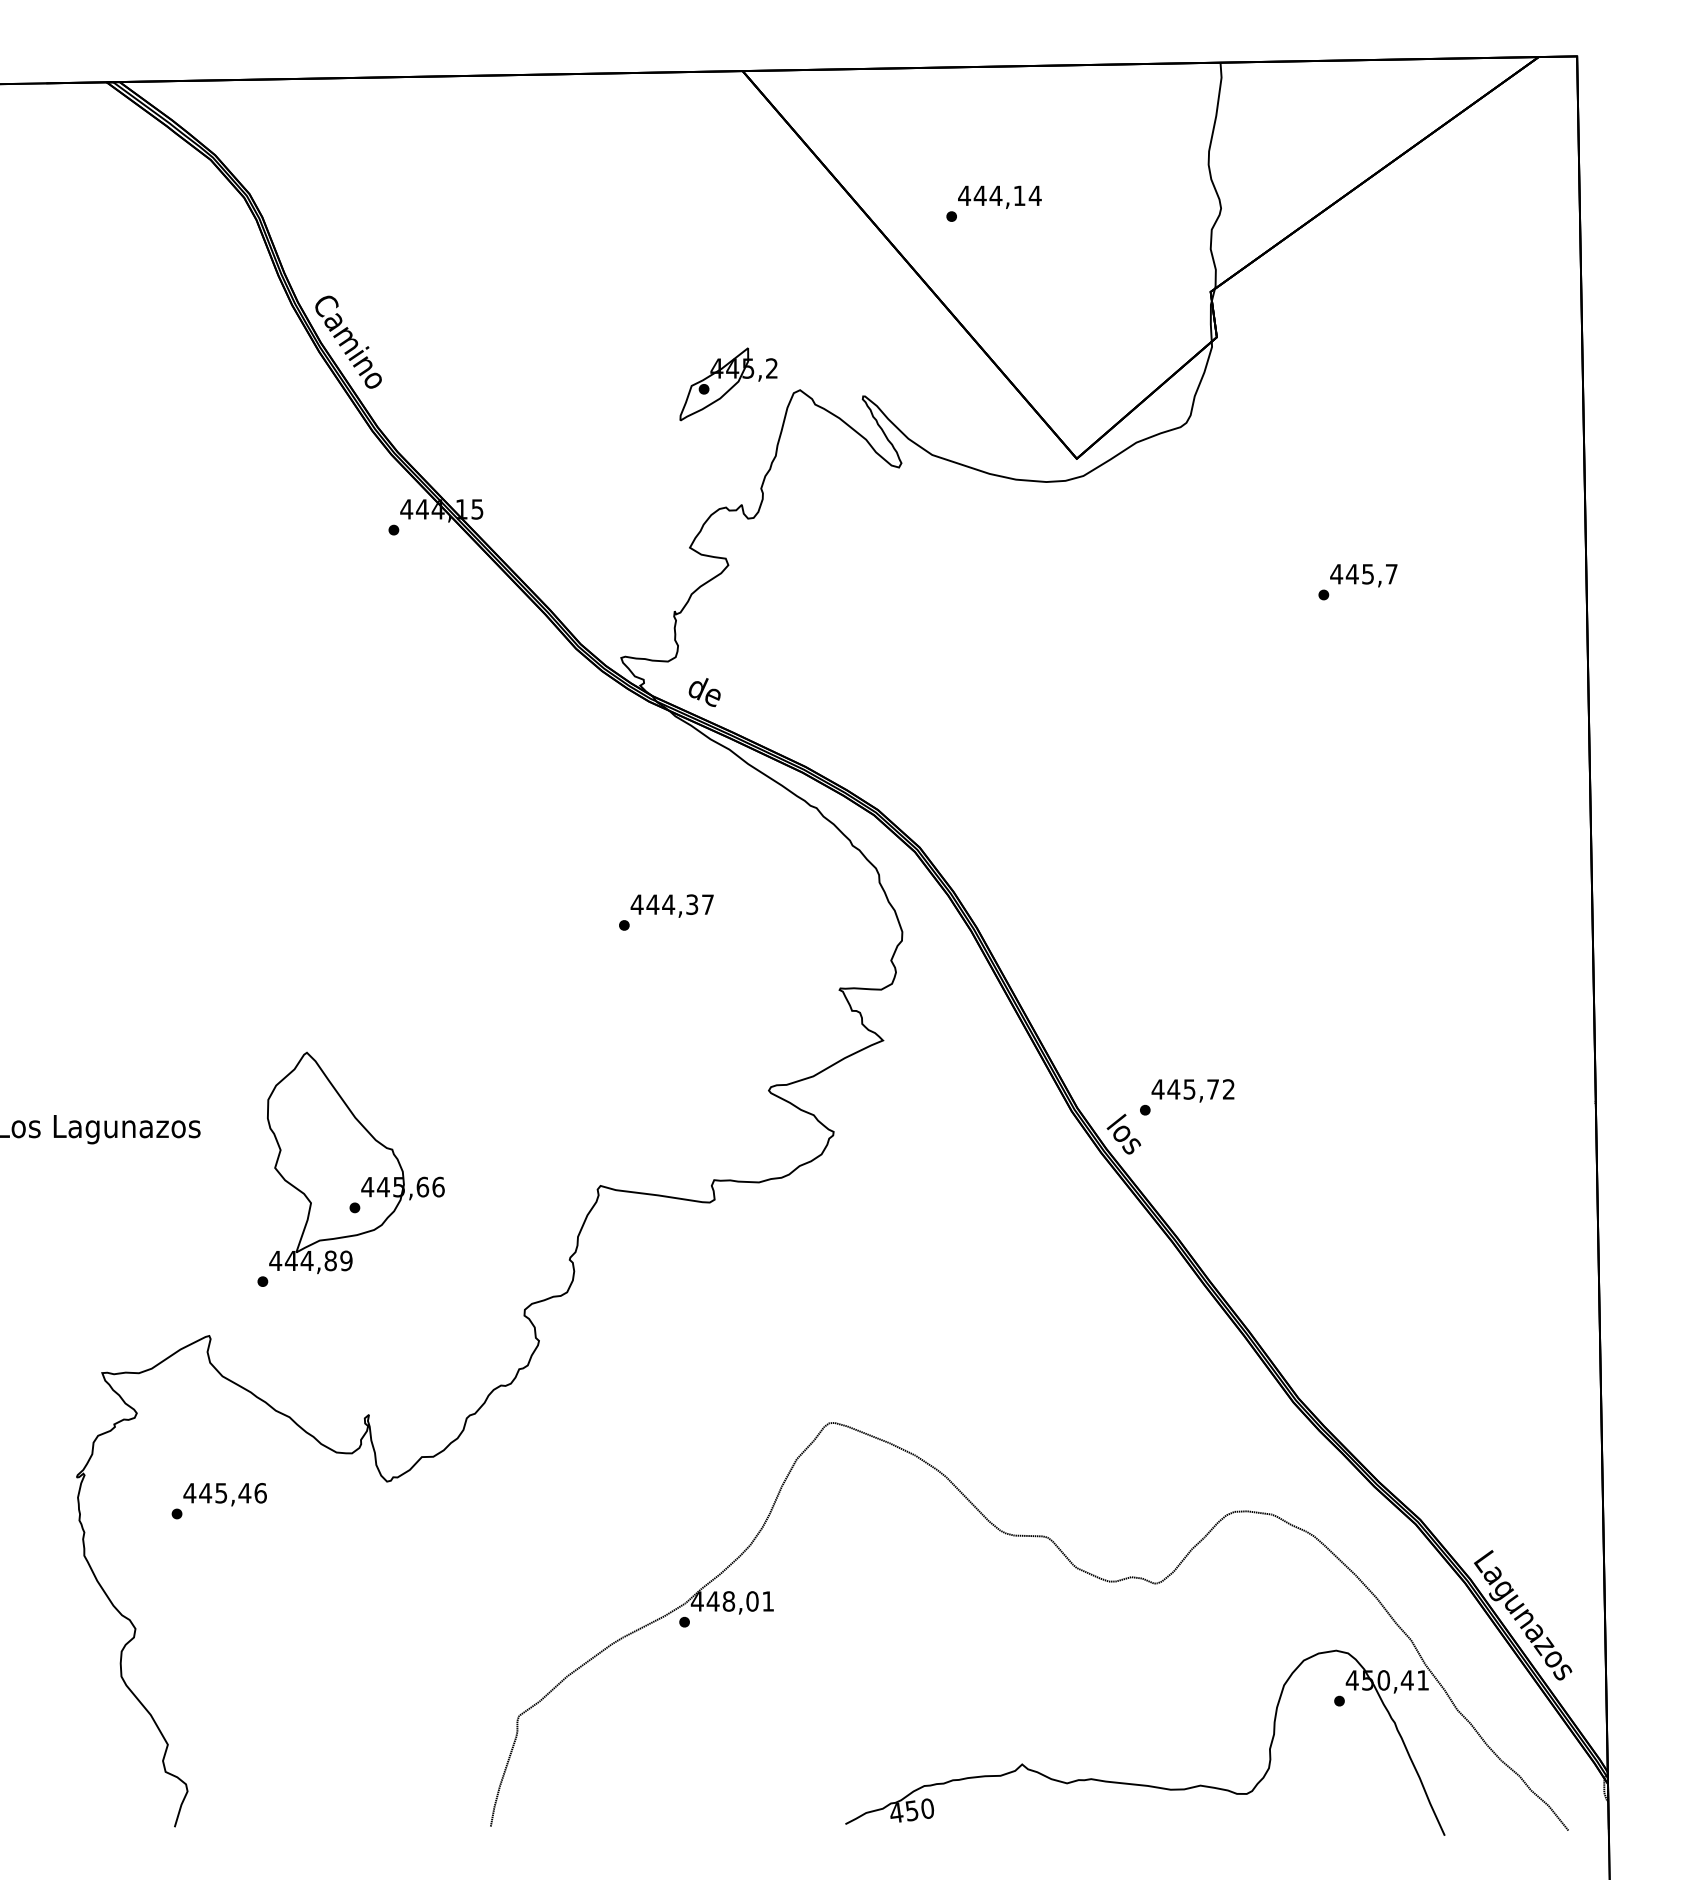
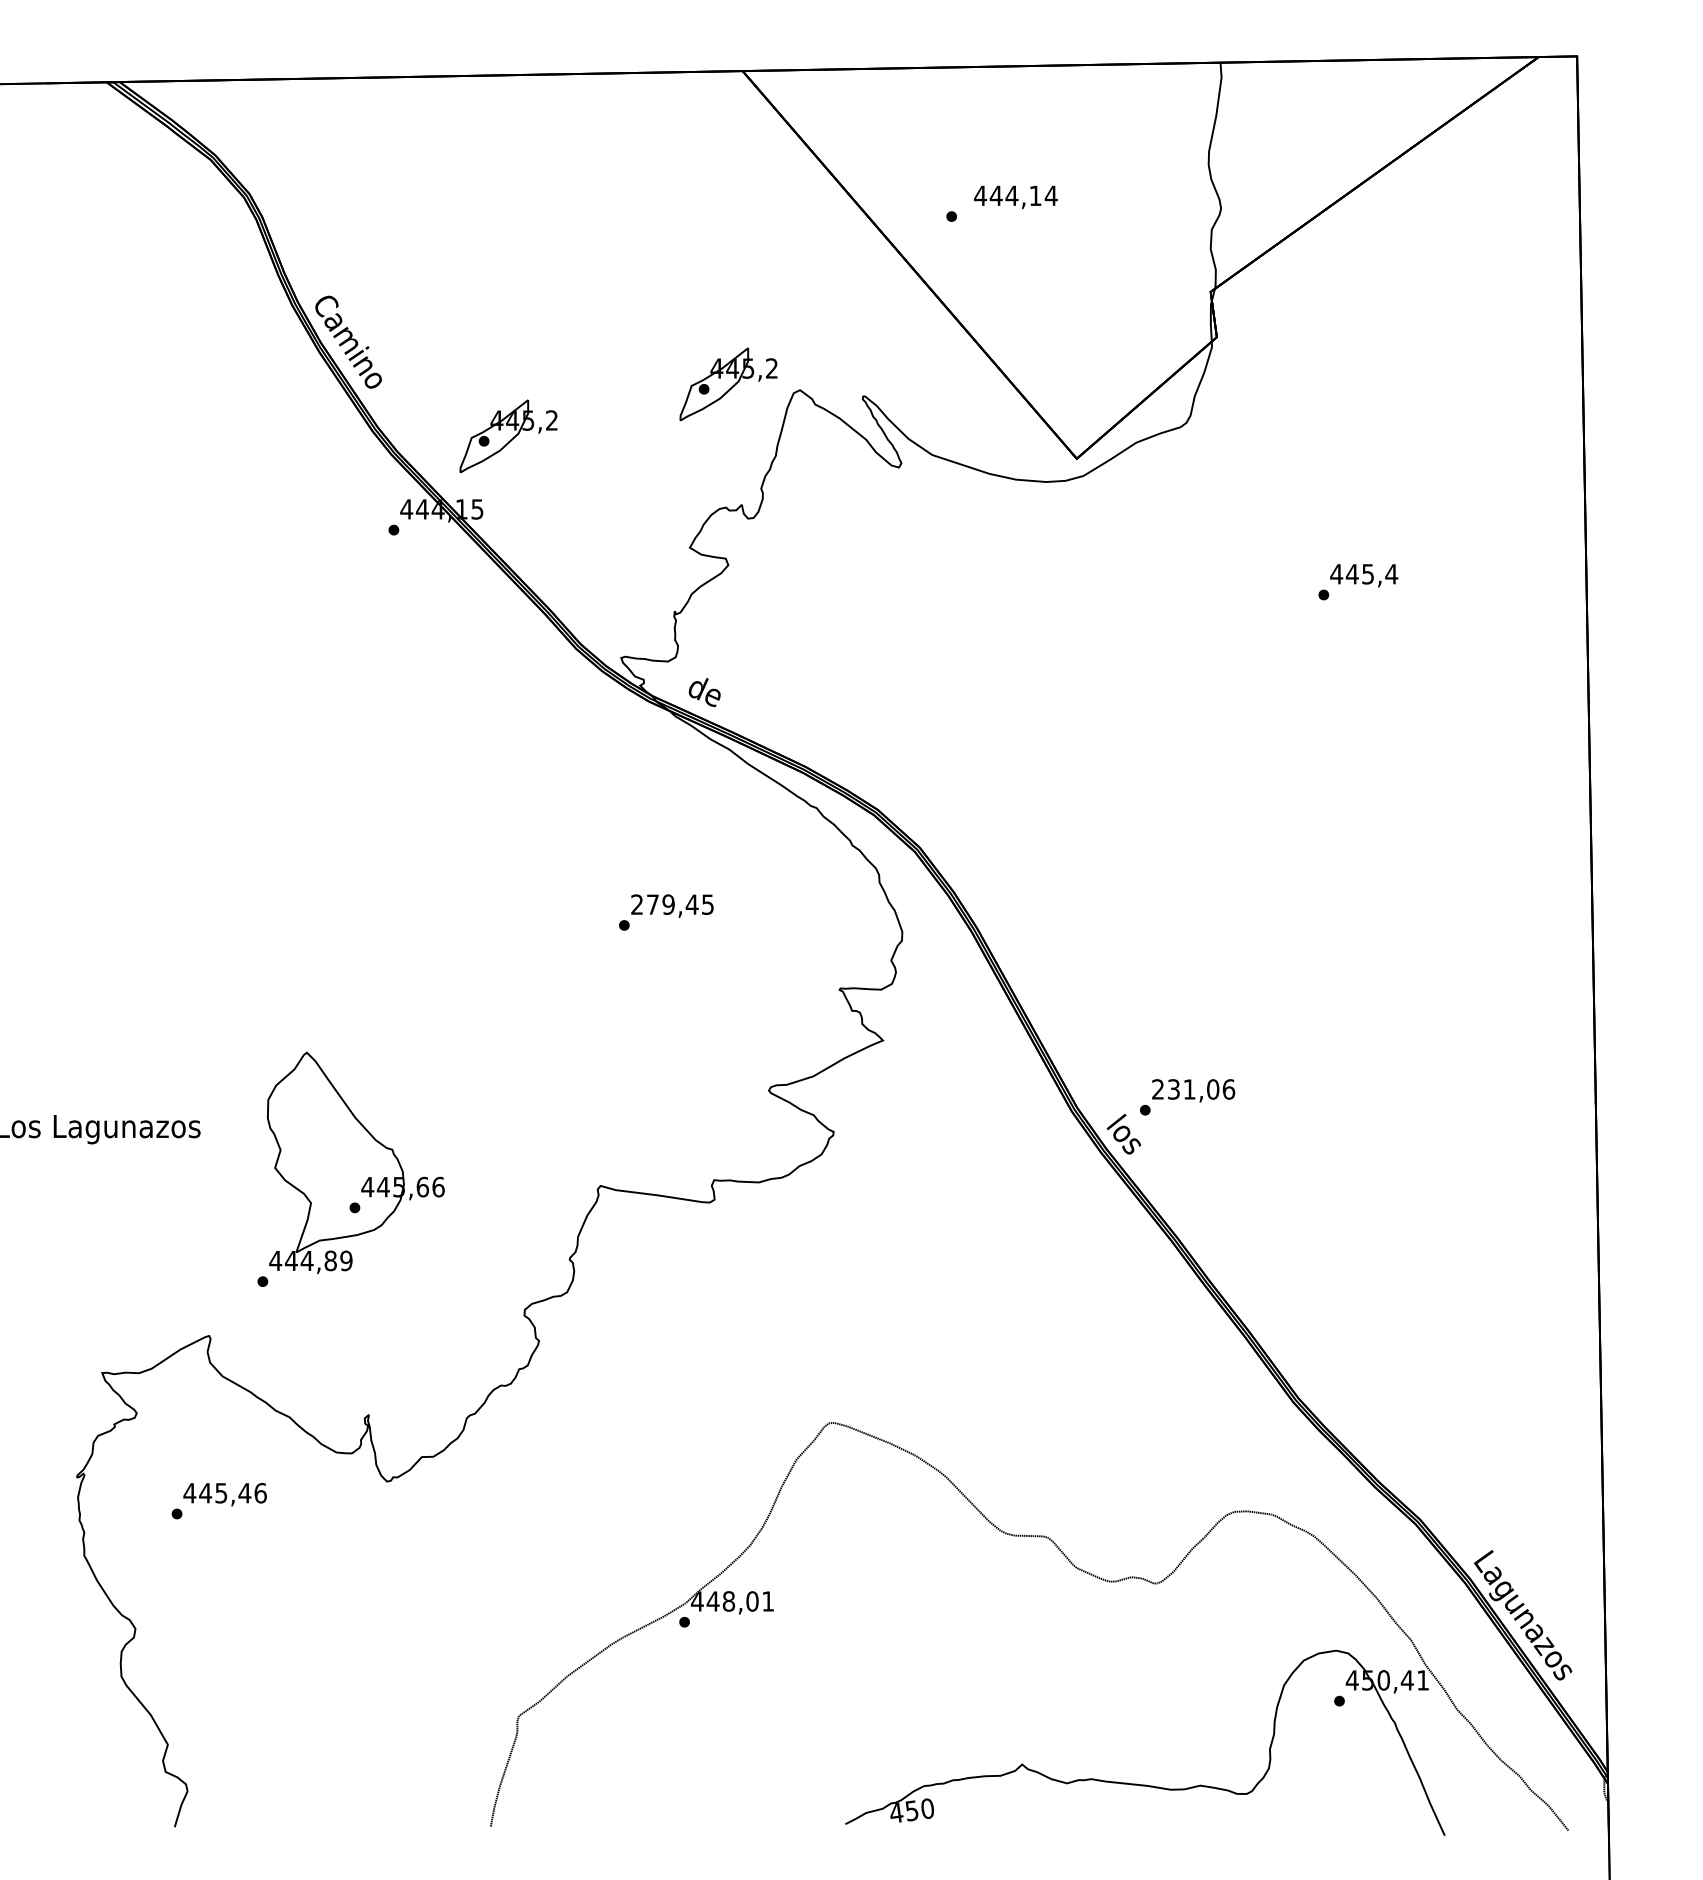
text position: (999, 196) -> (1015, 196) (1015, 196)
part: none -> present (508, 436)
text: 445,7 -> 445,4 (1391, 574)
text: 444,37 -> 279,45 (671, 904)
text: 445,72 -> 231,06 (1193, 1089)
